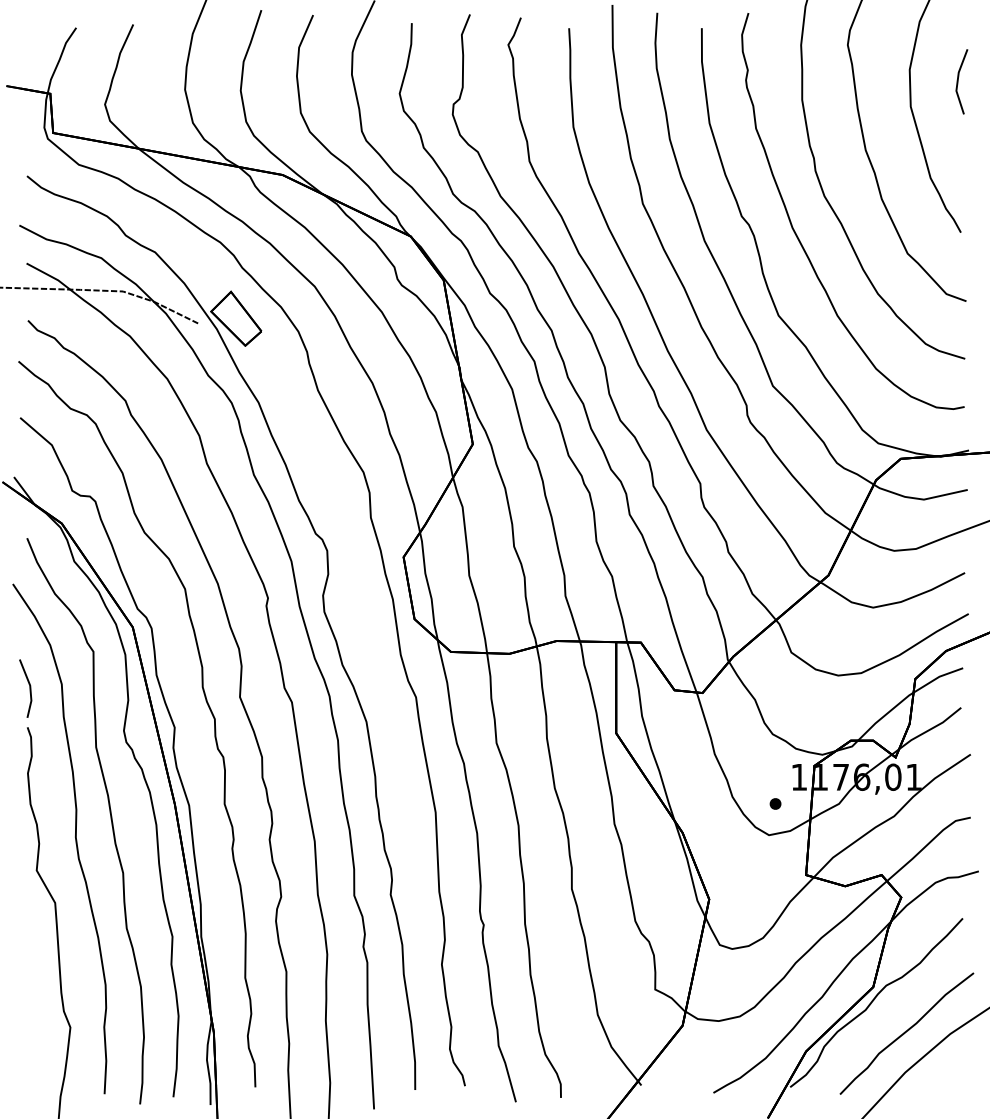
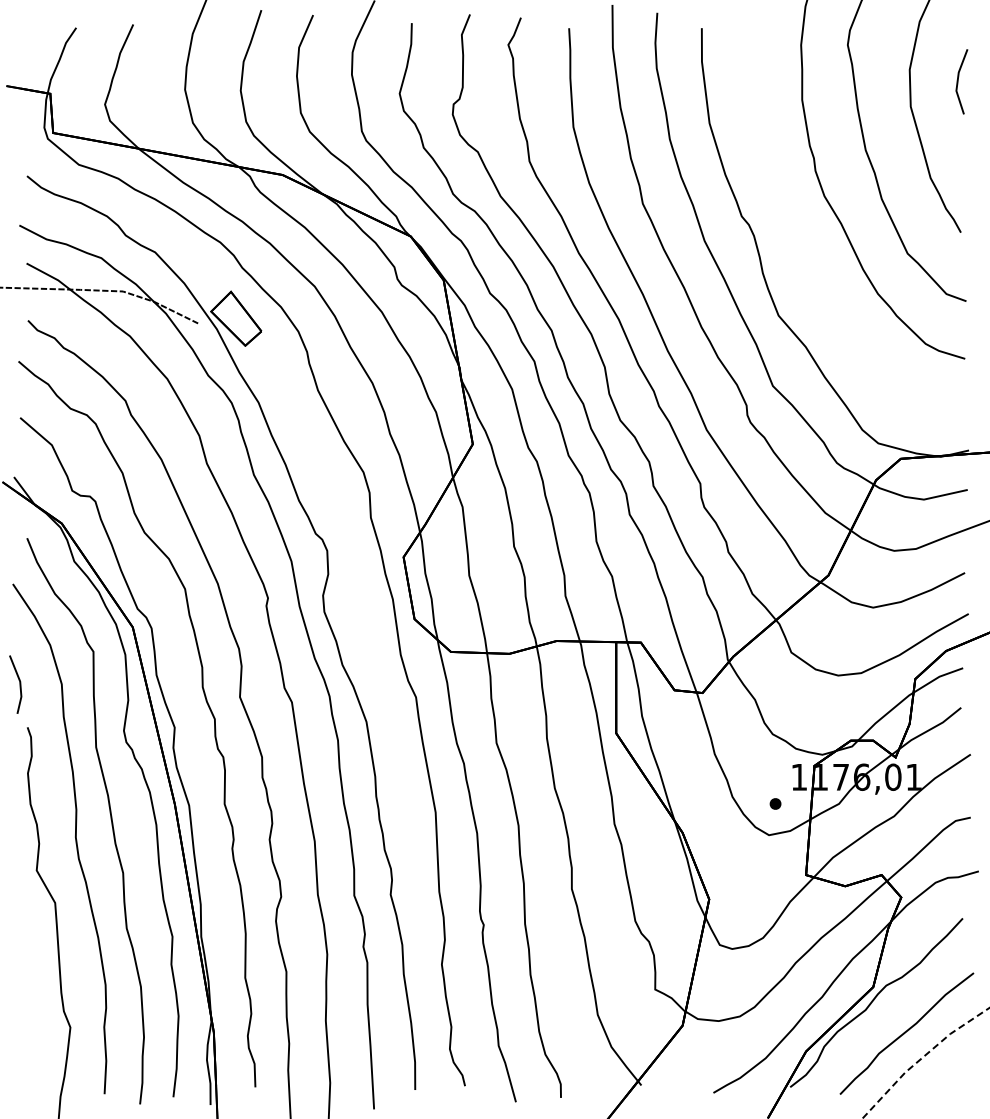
curve: present -> none (799, 238)
line position: (29, 688) -> (19, 684) (19, 684)
line: solid -> dashed (922, 1057)
